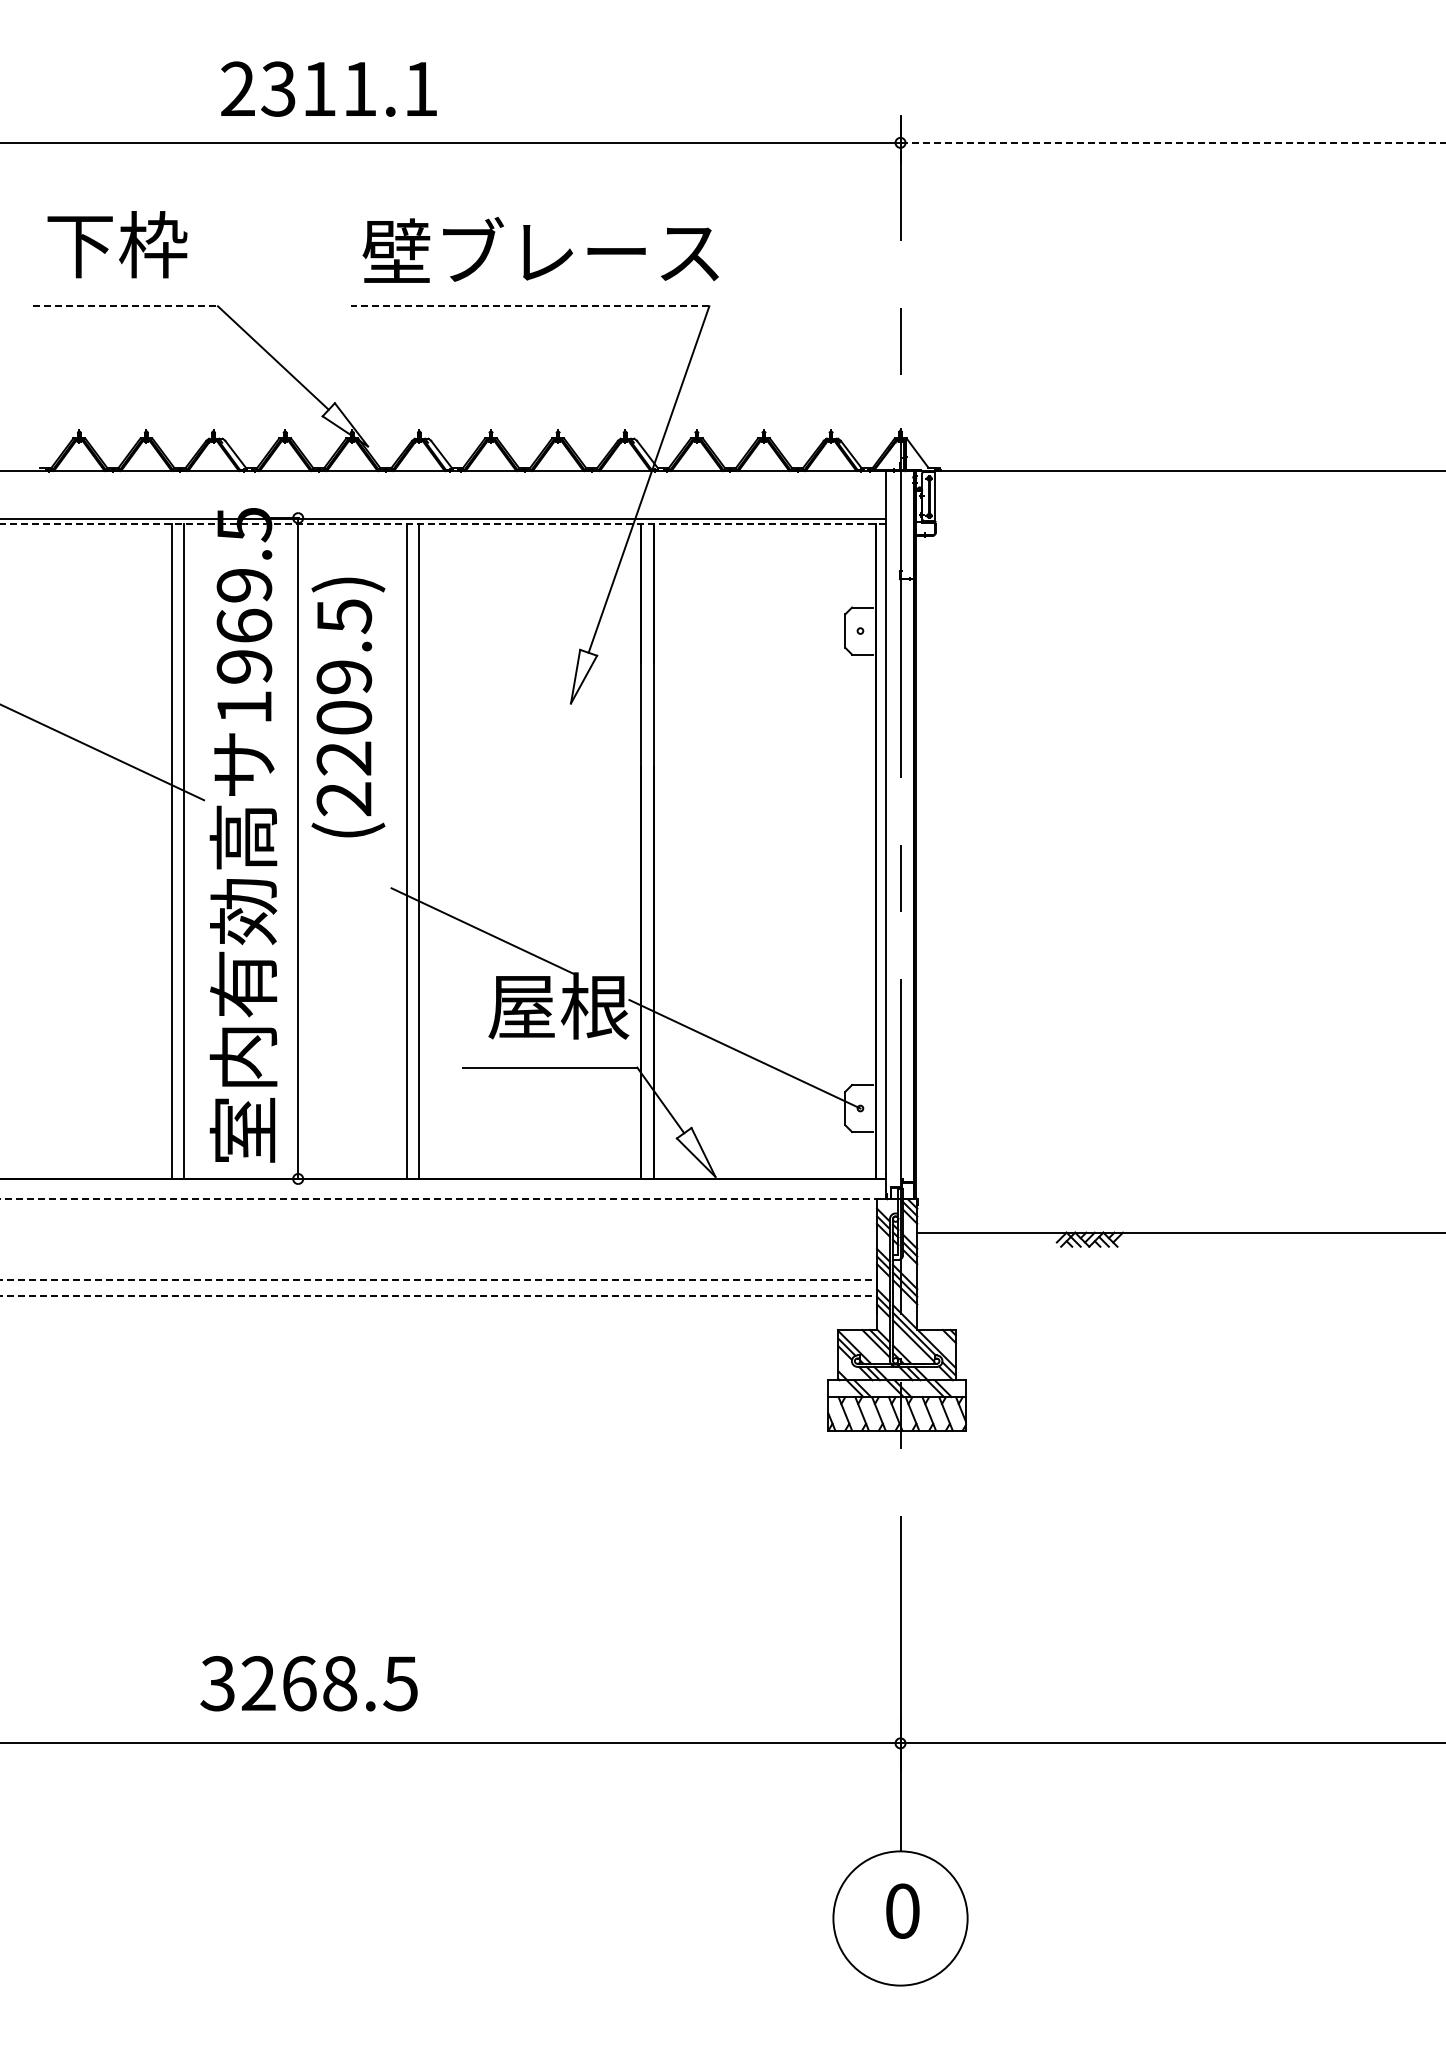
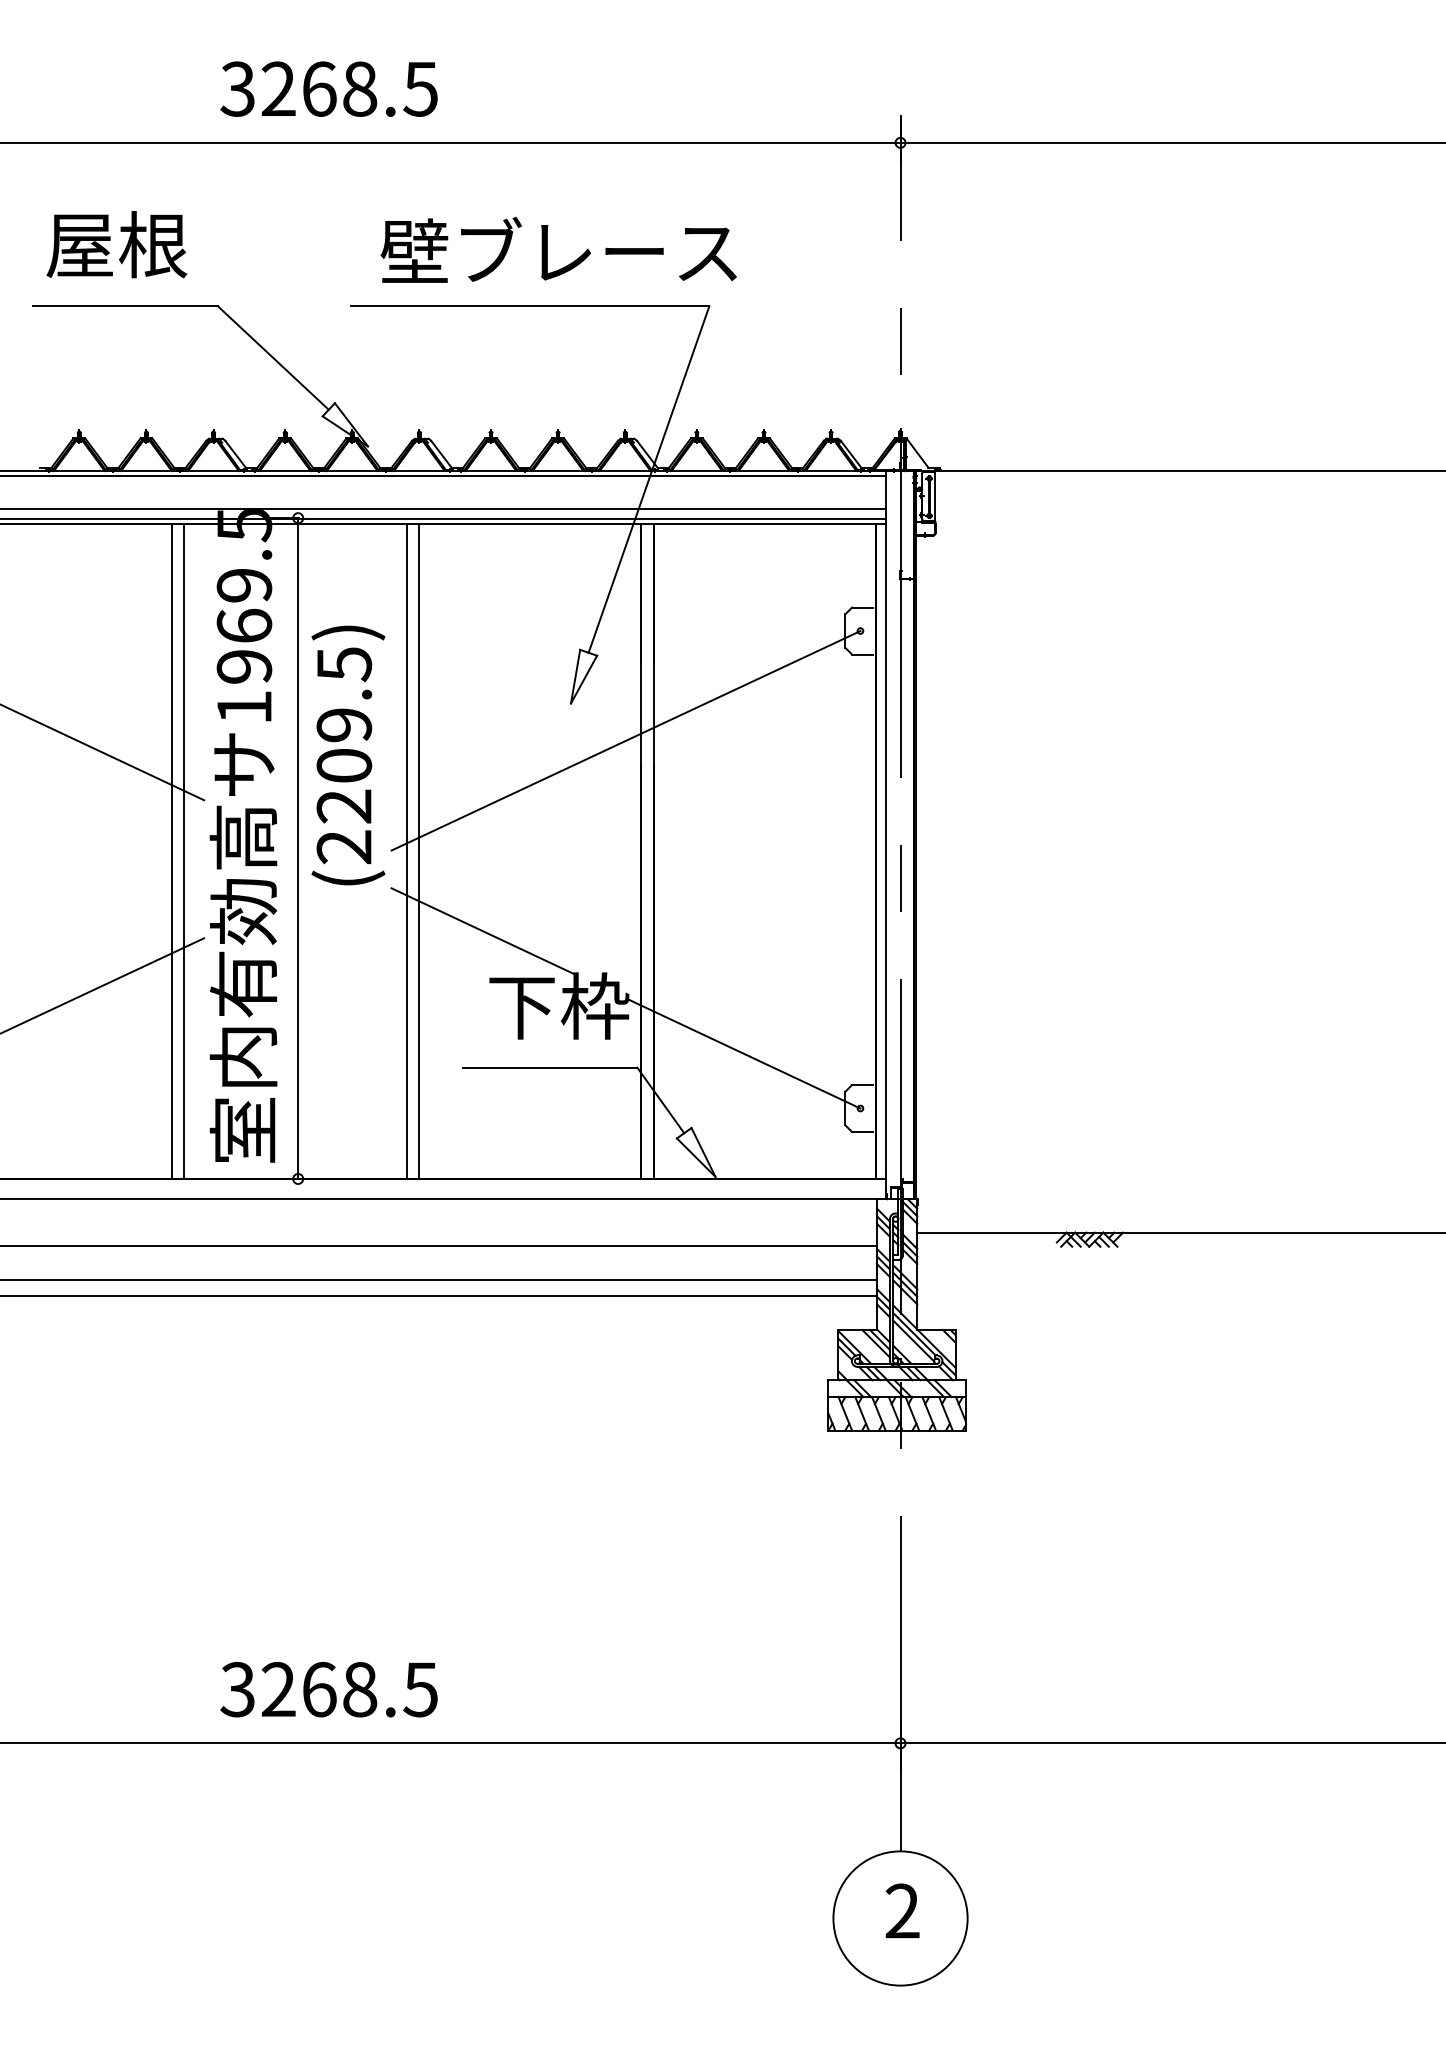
text: 2311.1 -> 3268.5 (328, 88)
line: dashed -> solid (1173, 142)
text: 下枠 -> 屋根 (116, 244)
text position: (540, 249) -> (558, 249) (558, 249)
line: dashed -> solid (125, 306)
line: dashed -> solid (530, 306)
line: none -> present (444, 475)
line: none -> present (444, 509)
line: dashed -> solid (443, 523)
text position: (348, 707) -> (348, 755) (348, 755)
line: none -> present (625, 740)
line: none -> present (103, 985)
text: 屋根 -> 下枠 (558, 1005)
line: dashed -> solid (450, 1199)
line: none -> present (439, 1246)
line: dashed -> solid (439, 1279)
line: dashed -> solid (439, 1296)
text position: (308, 1683) -> (328, 1689) (328, 1689)
text: 0 -> 2 (902, 1910)
